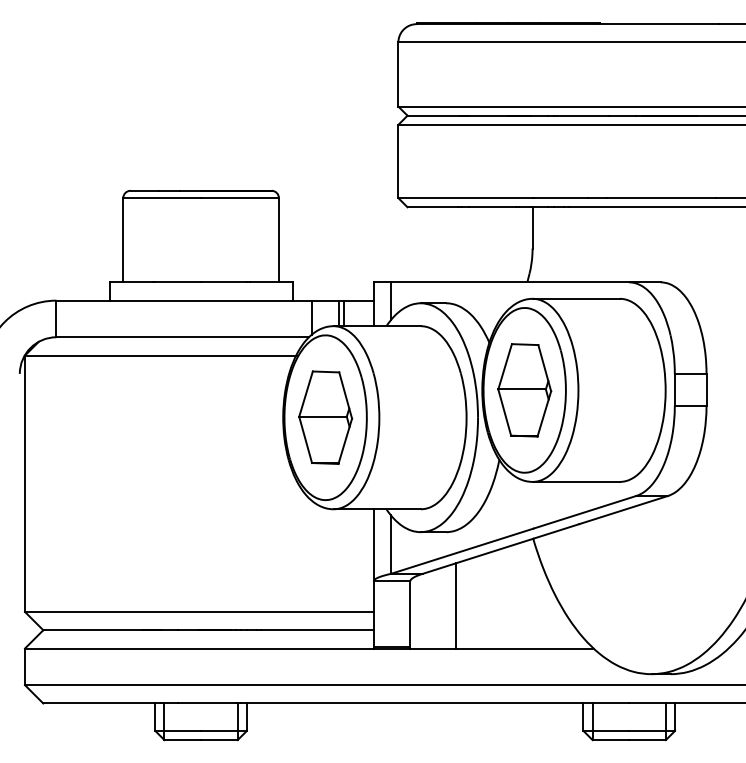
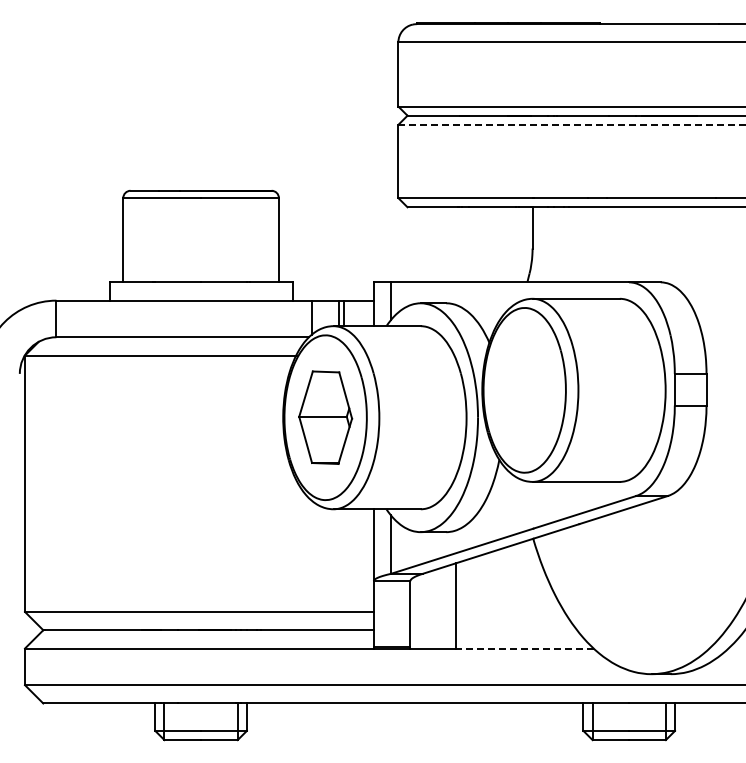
line: solid -> dashed (572, 124)
part: present -> none (524, 390)
line: solid -> dashed (525, 648)
